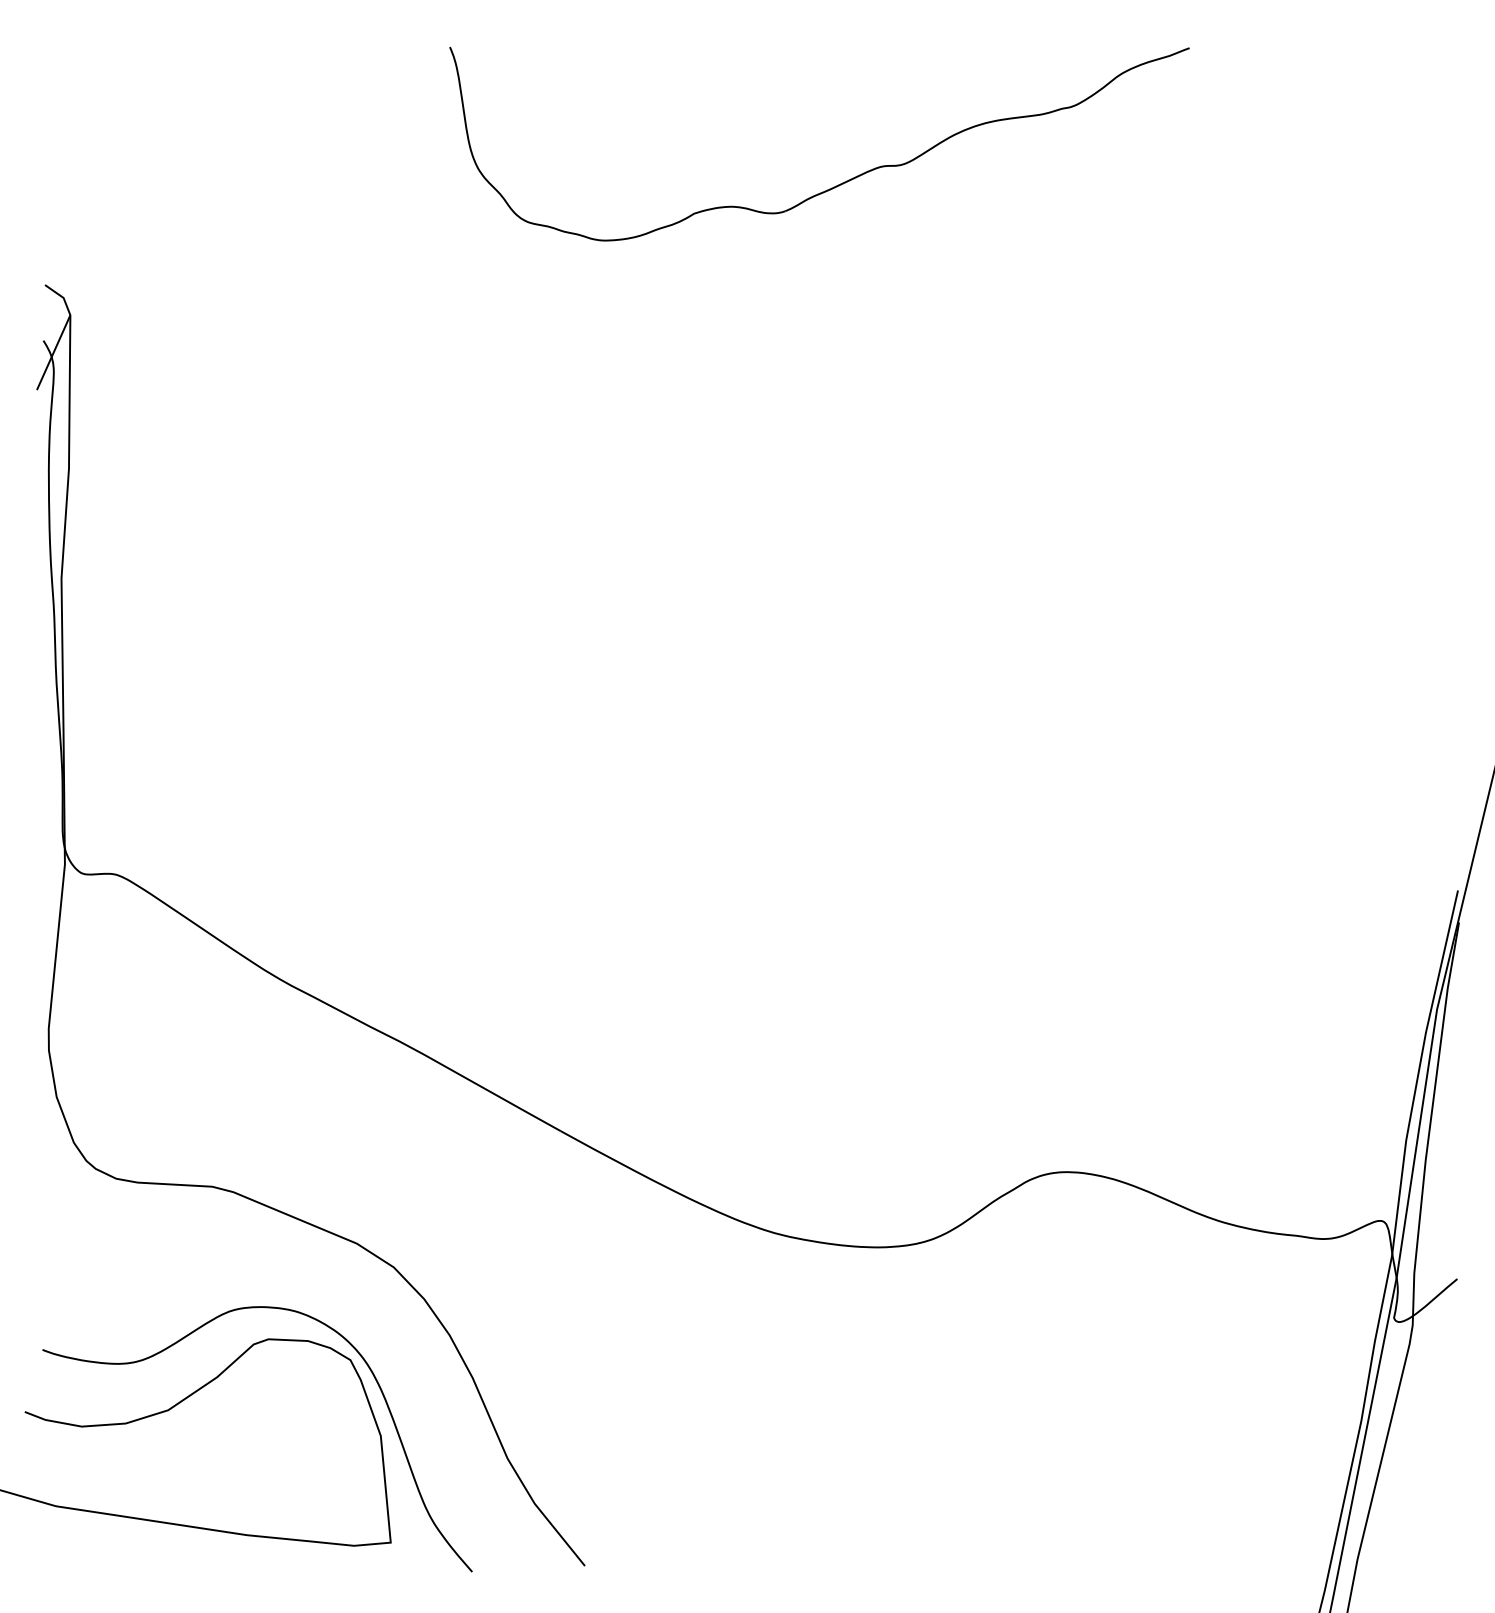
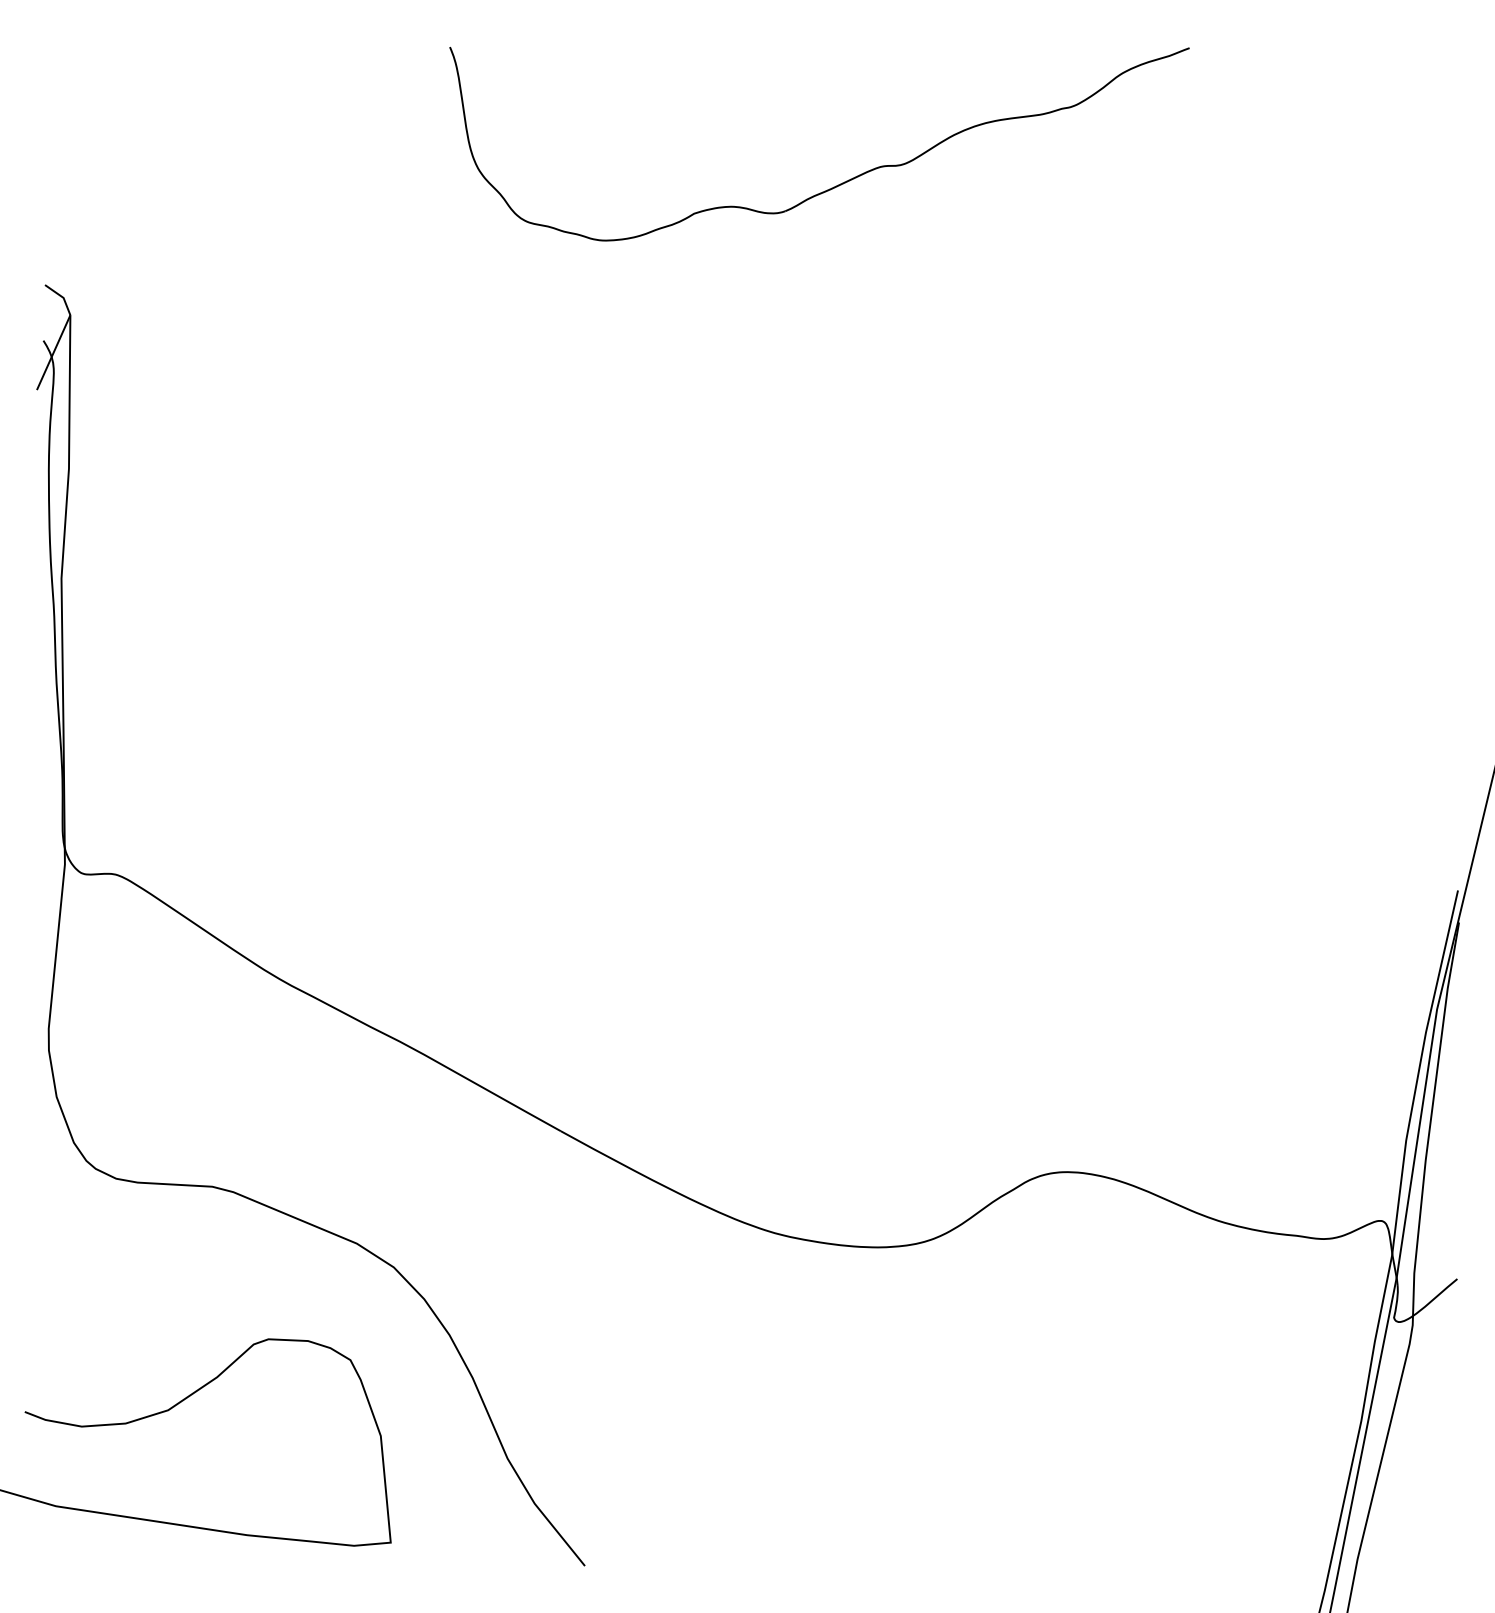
curve: present -> none (194, 1332)
